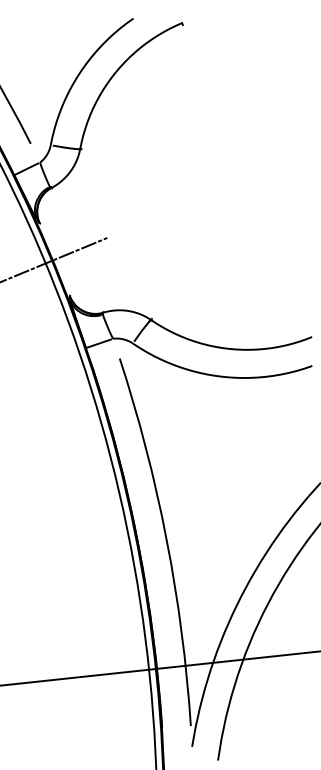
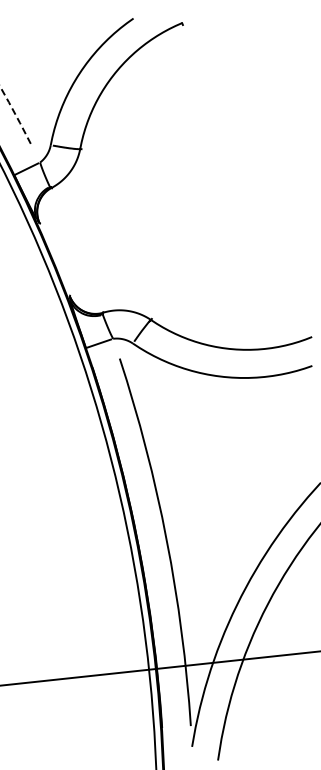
arc: solid -> dashed (15, 114)
line: present -> none (54, 259)
